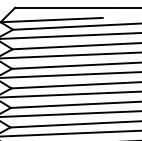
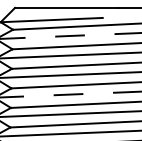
line: solid -> dashed (71, 35)
line: solid -> dashed (71, 94)
